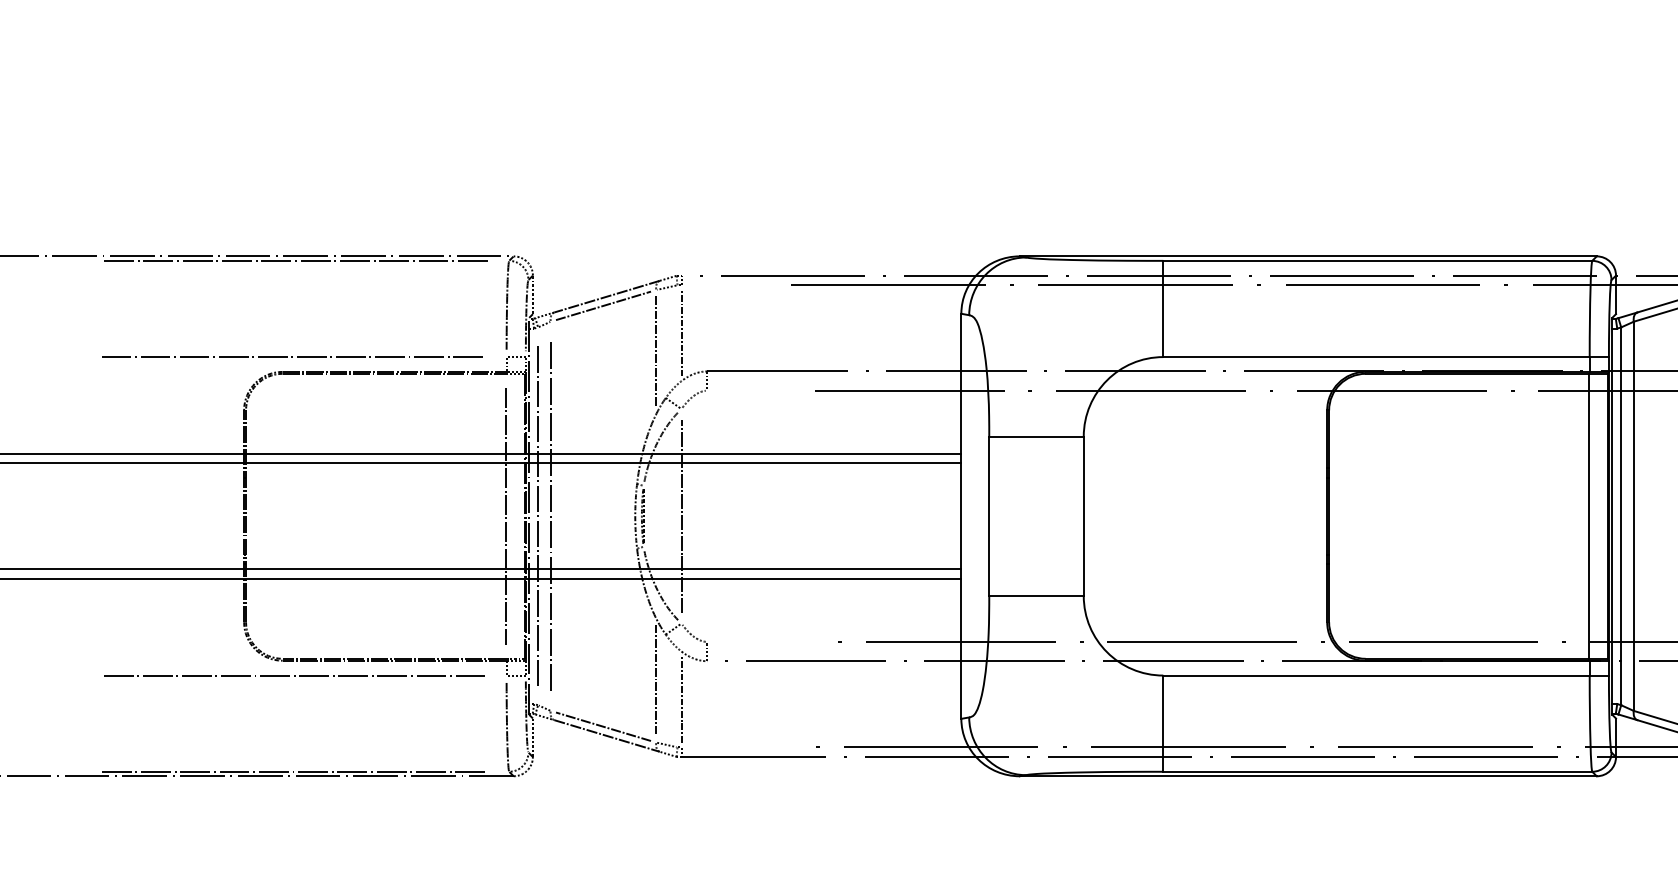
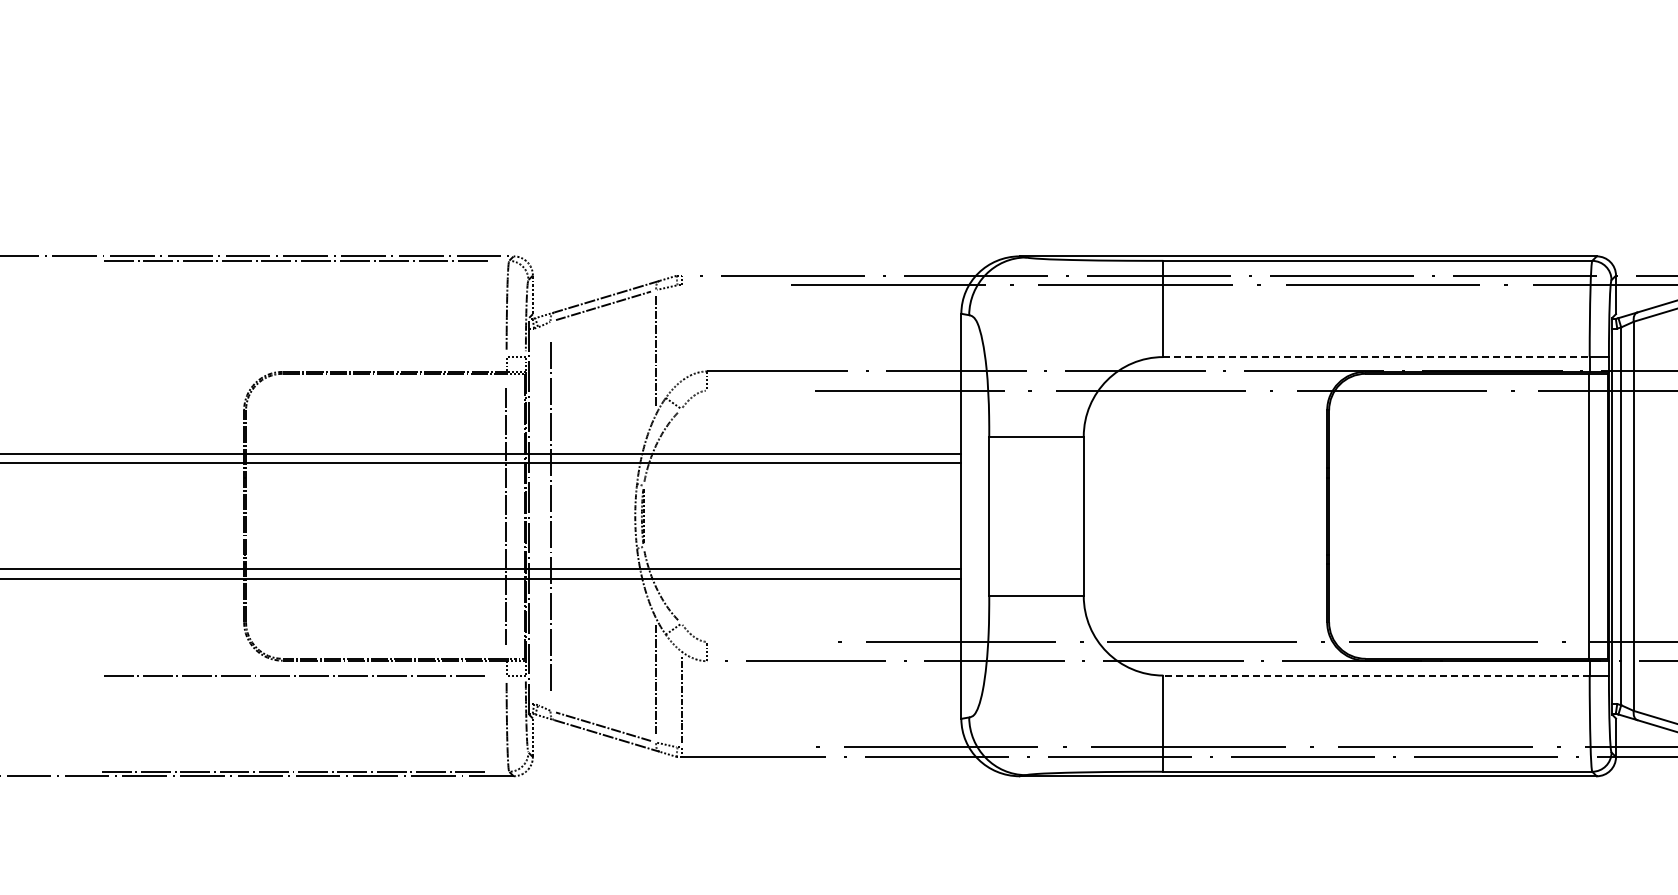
line: present -> none (681, 333)
line: present -> none (293, 357)
line: solid -> dashed (1377, 357)
line: present -> none (681, 515)
line: present -> none (538, 516)
line: solid -> dashed (1376, 675)
